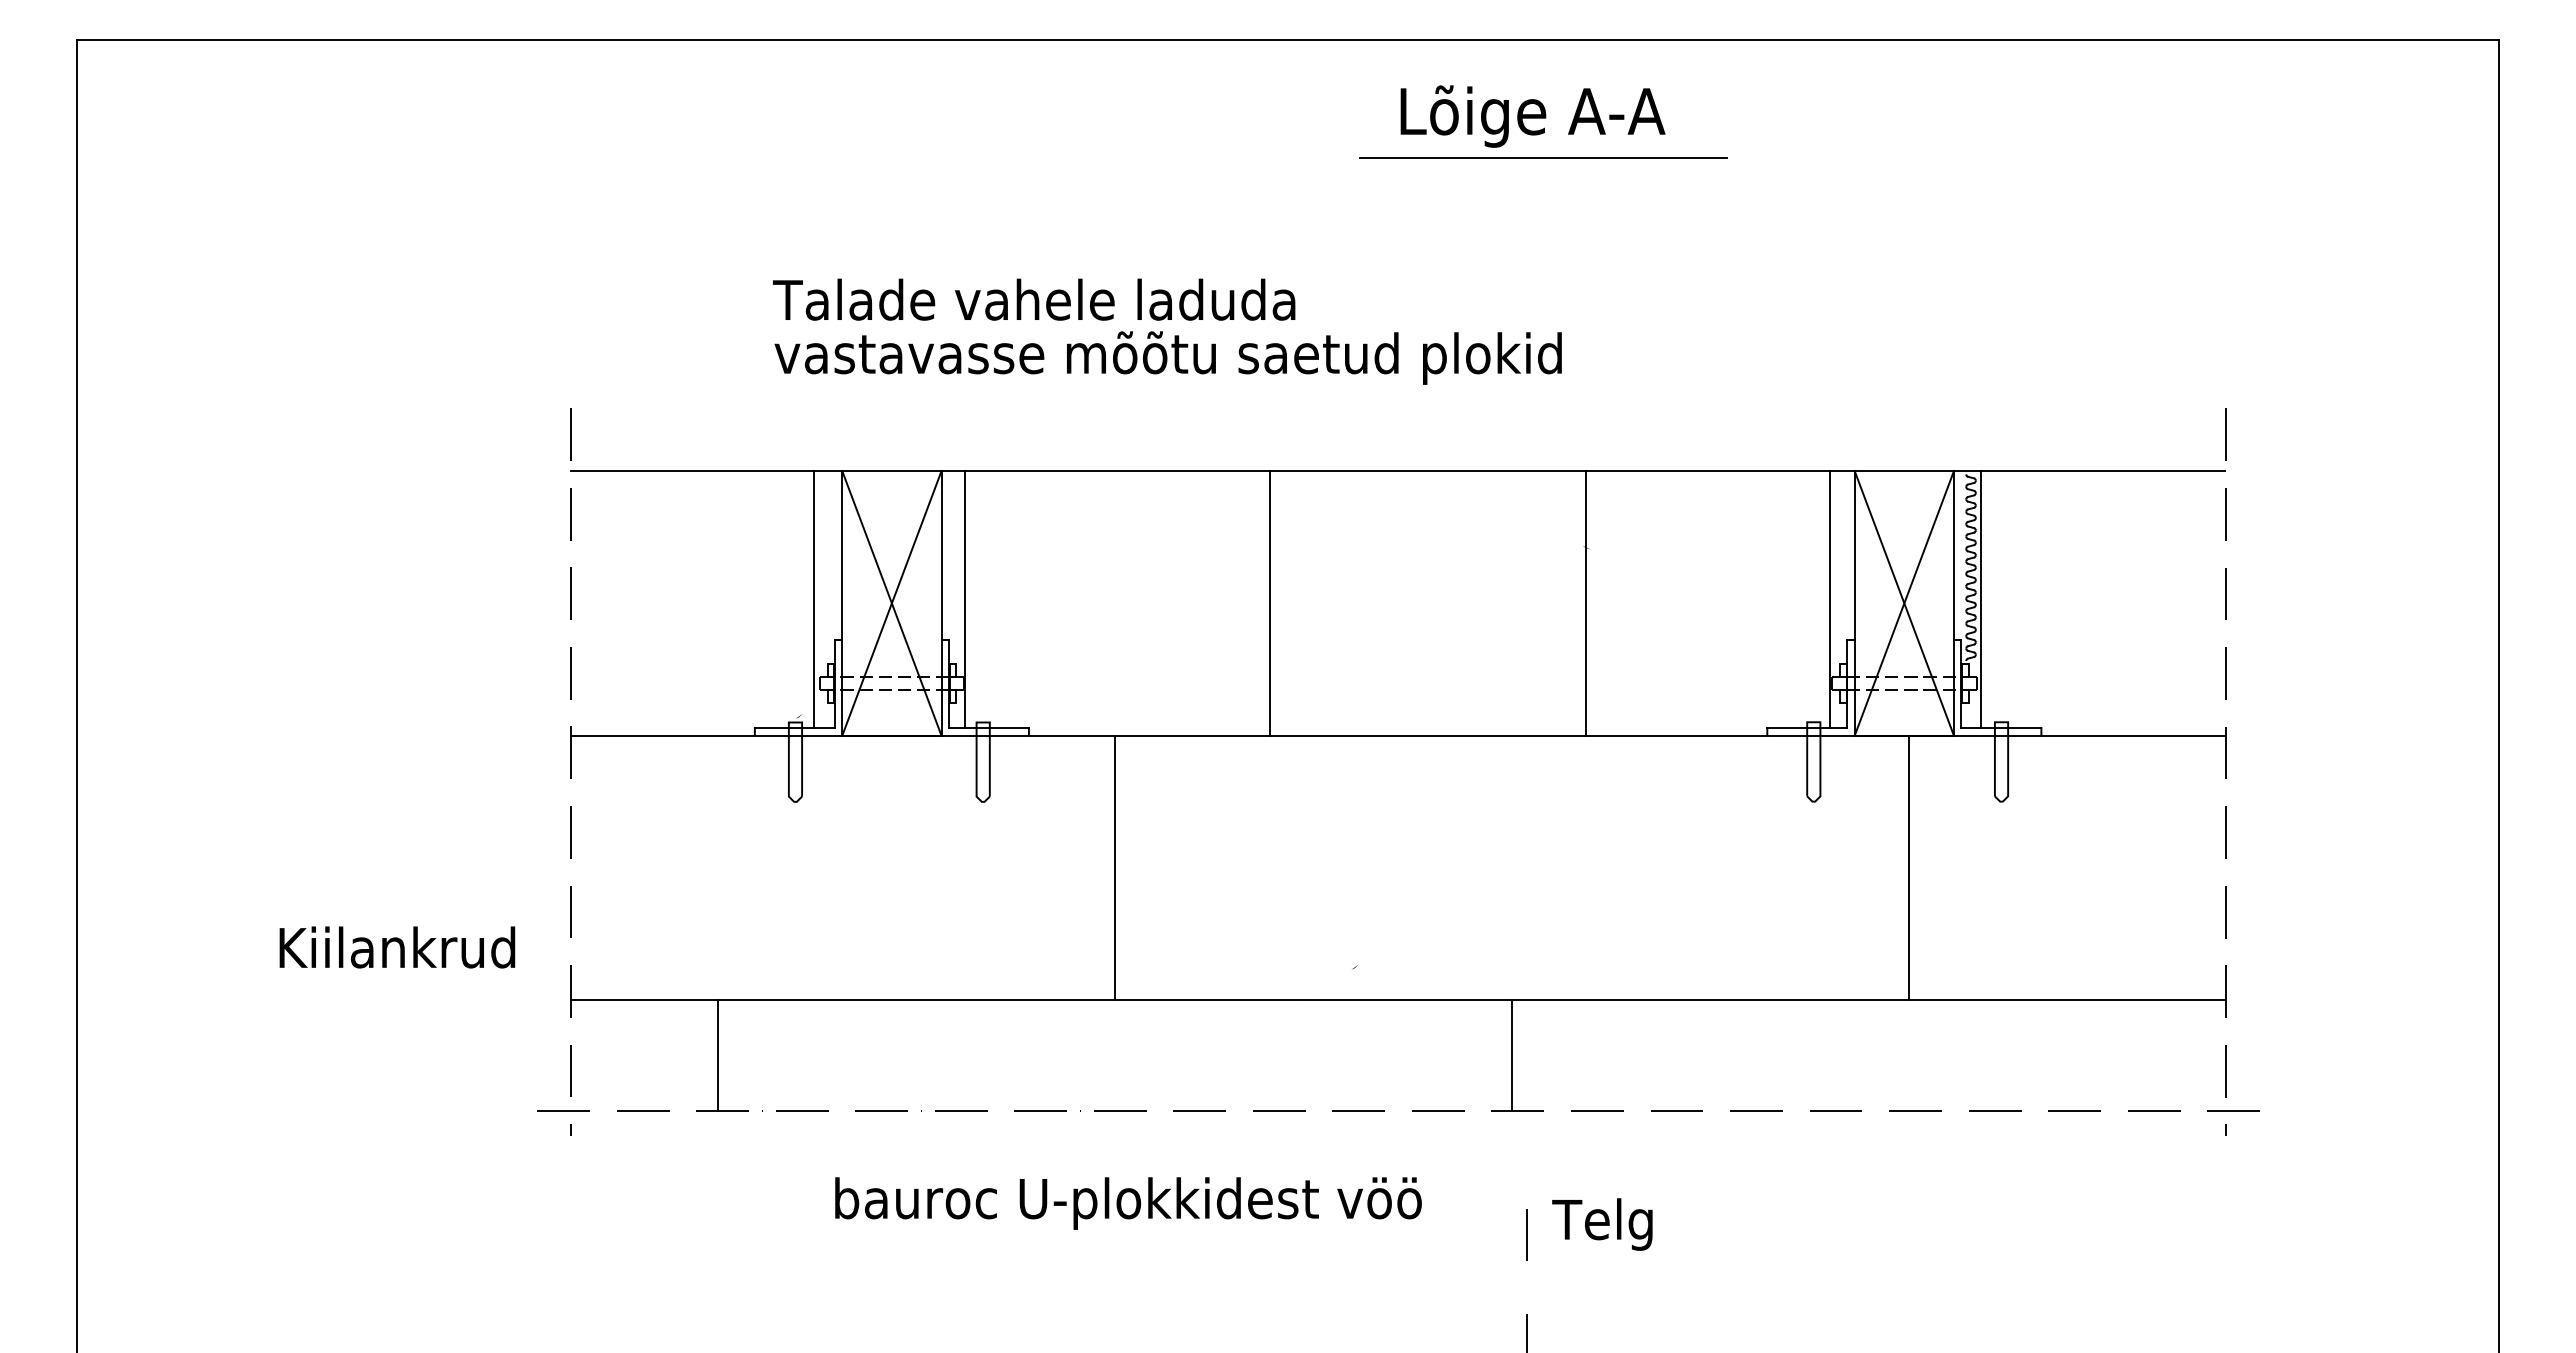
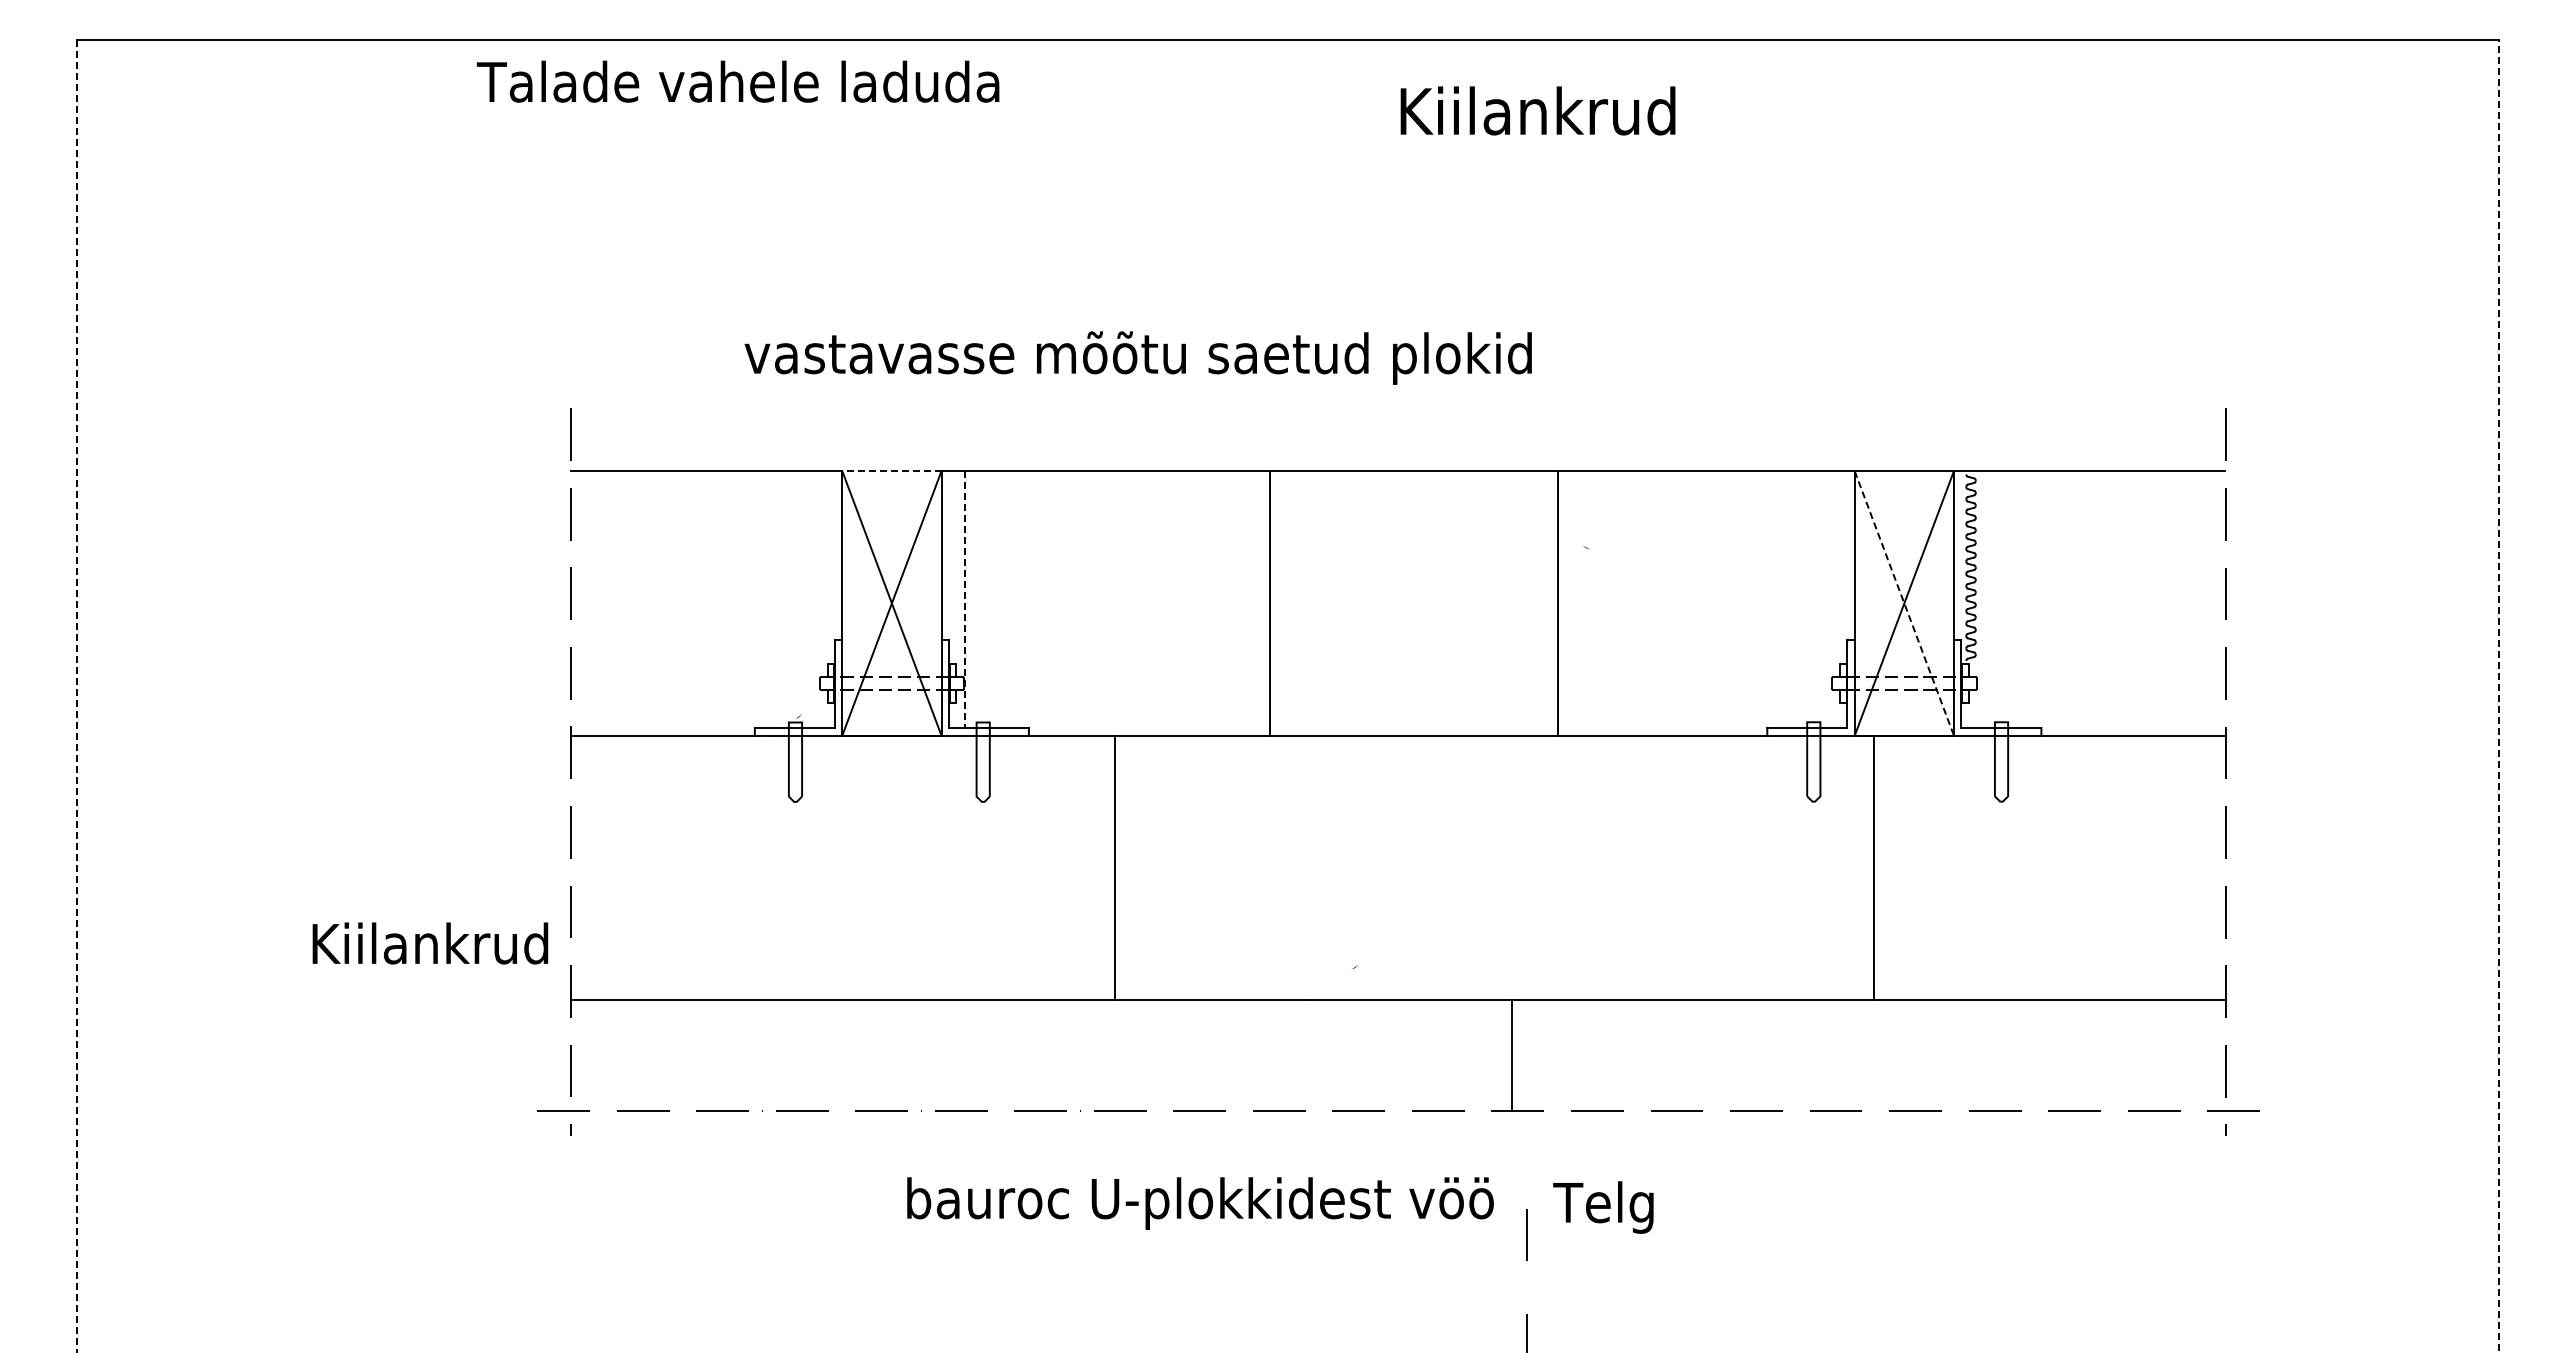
text: Lõige A-A -> Kiilankrud (1540, 116)
line: present -> none (1542, 157)
text position: (1033, 299) -> (737, 81) (737, 81)
text position: (1167, 357) -> (1137, 357) (1137, 357)
line: solid -> dashed (891, 471)
line: present -> none (813, 599)
line: present -> none (1829, 599)
line: present -> none (1981, 599)
line: solid -> dashed (965, 600)
line position: (1586, 603) -> (1558, 603) (1558, 603)
line: solid -> dashed (1904, 603)
line: solid -> dashed (77, 696)
line: solid -> dashed (2498, 696)
line position: (1909, 867) -> (1874, 867) (1874, 867)
text position: (397, 947) -> (430, 943) (430, 943)
line: present -> none (718, 1055)
text position: (1128, 1203) -> (1200, 1203) (1200, 1203)
text position: (1602, 1224) -> (1603, 1207) (1603, 1207)
